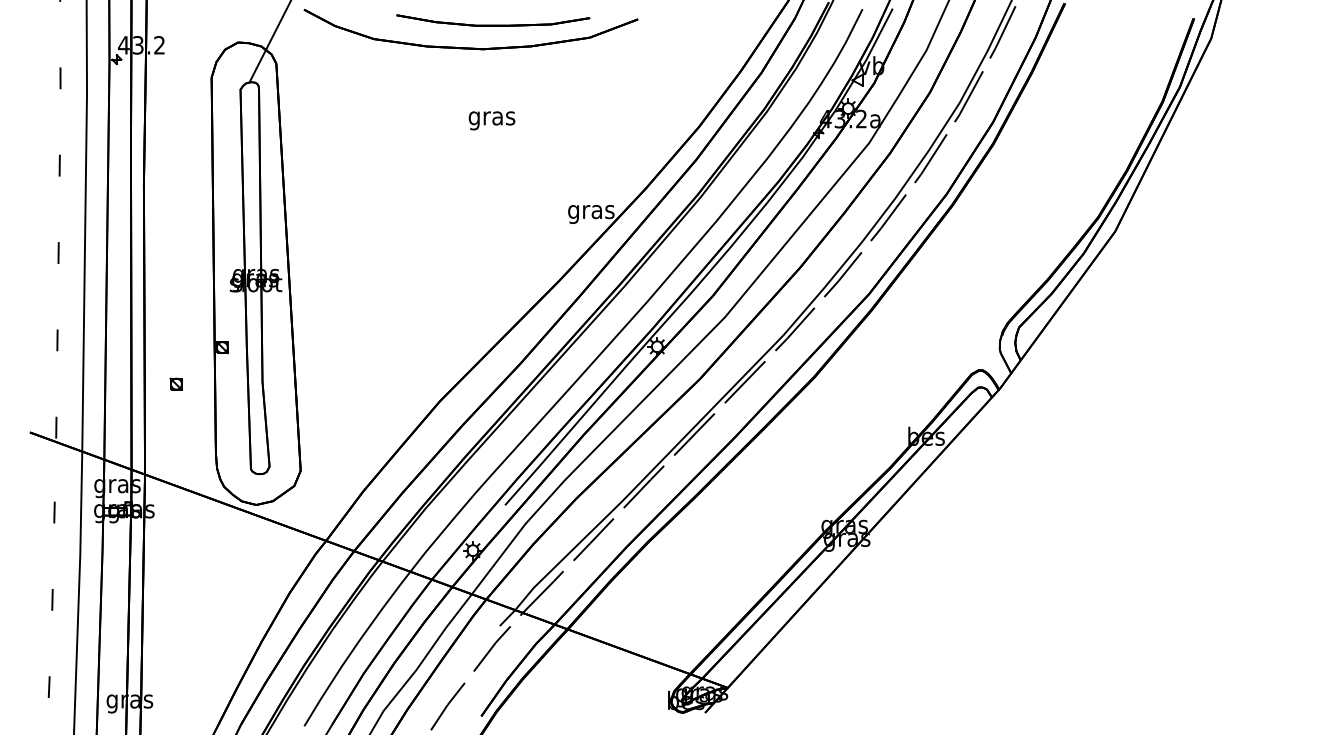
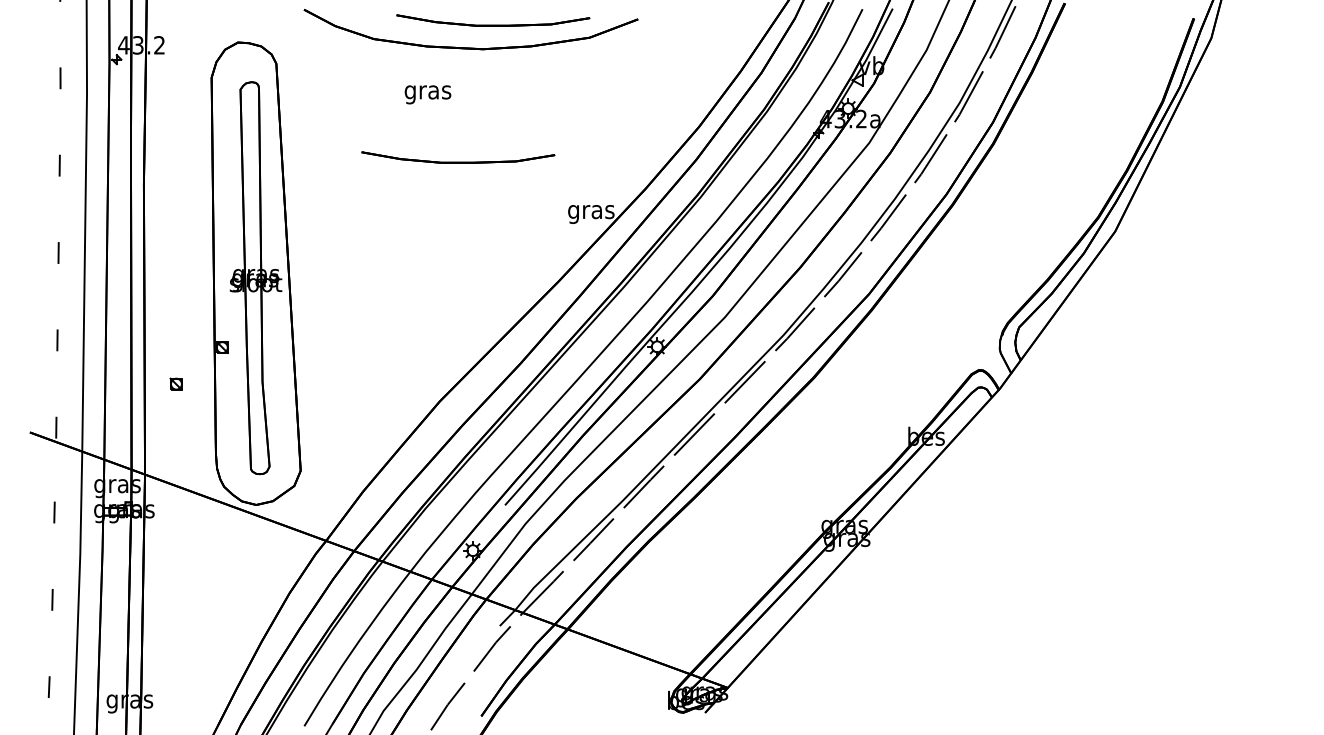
line: present -> none (269, 42)
text position: (491, 120) -> (427, 94) (427, 94)
part: none -> present (458, 157)
